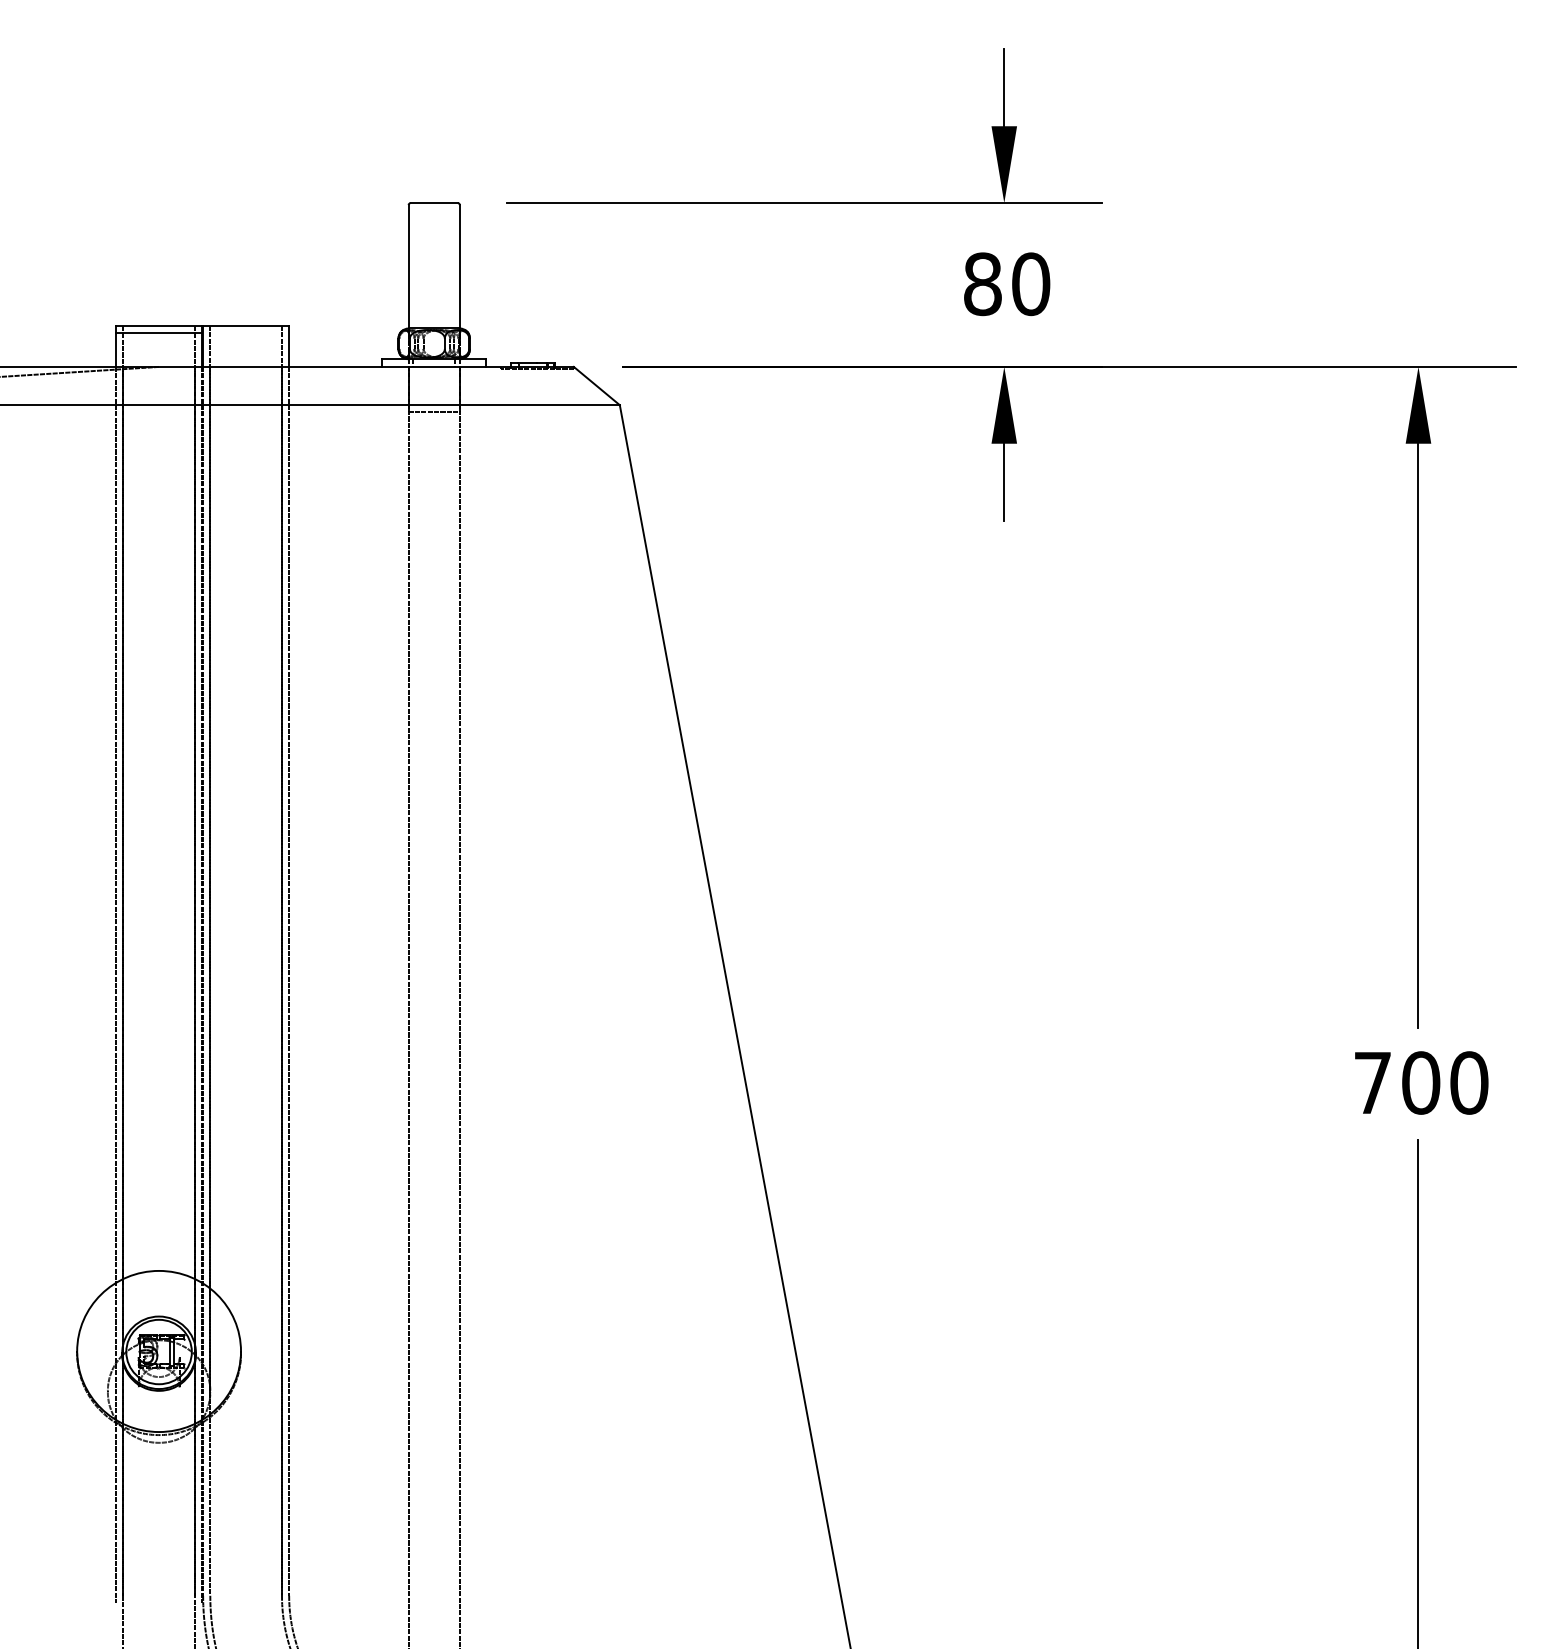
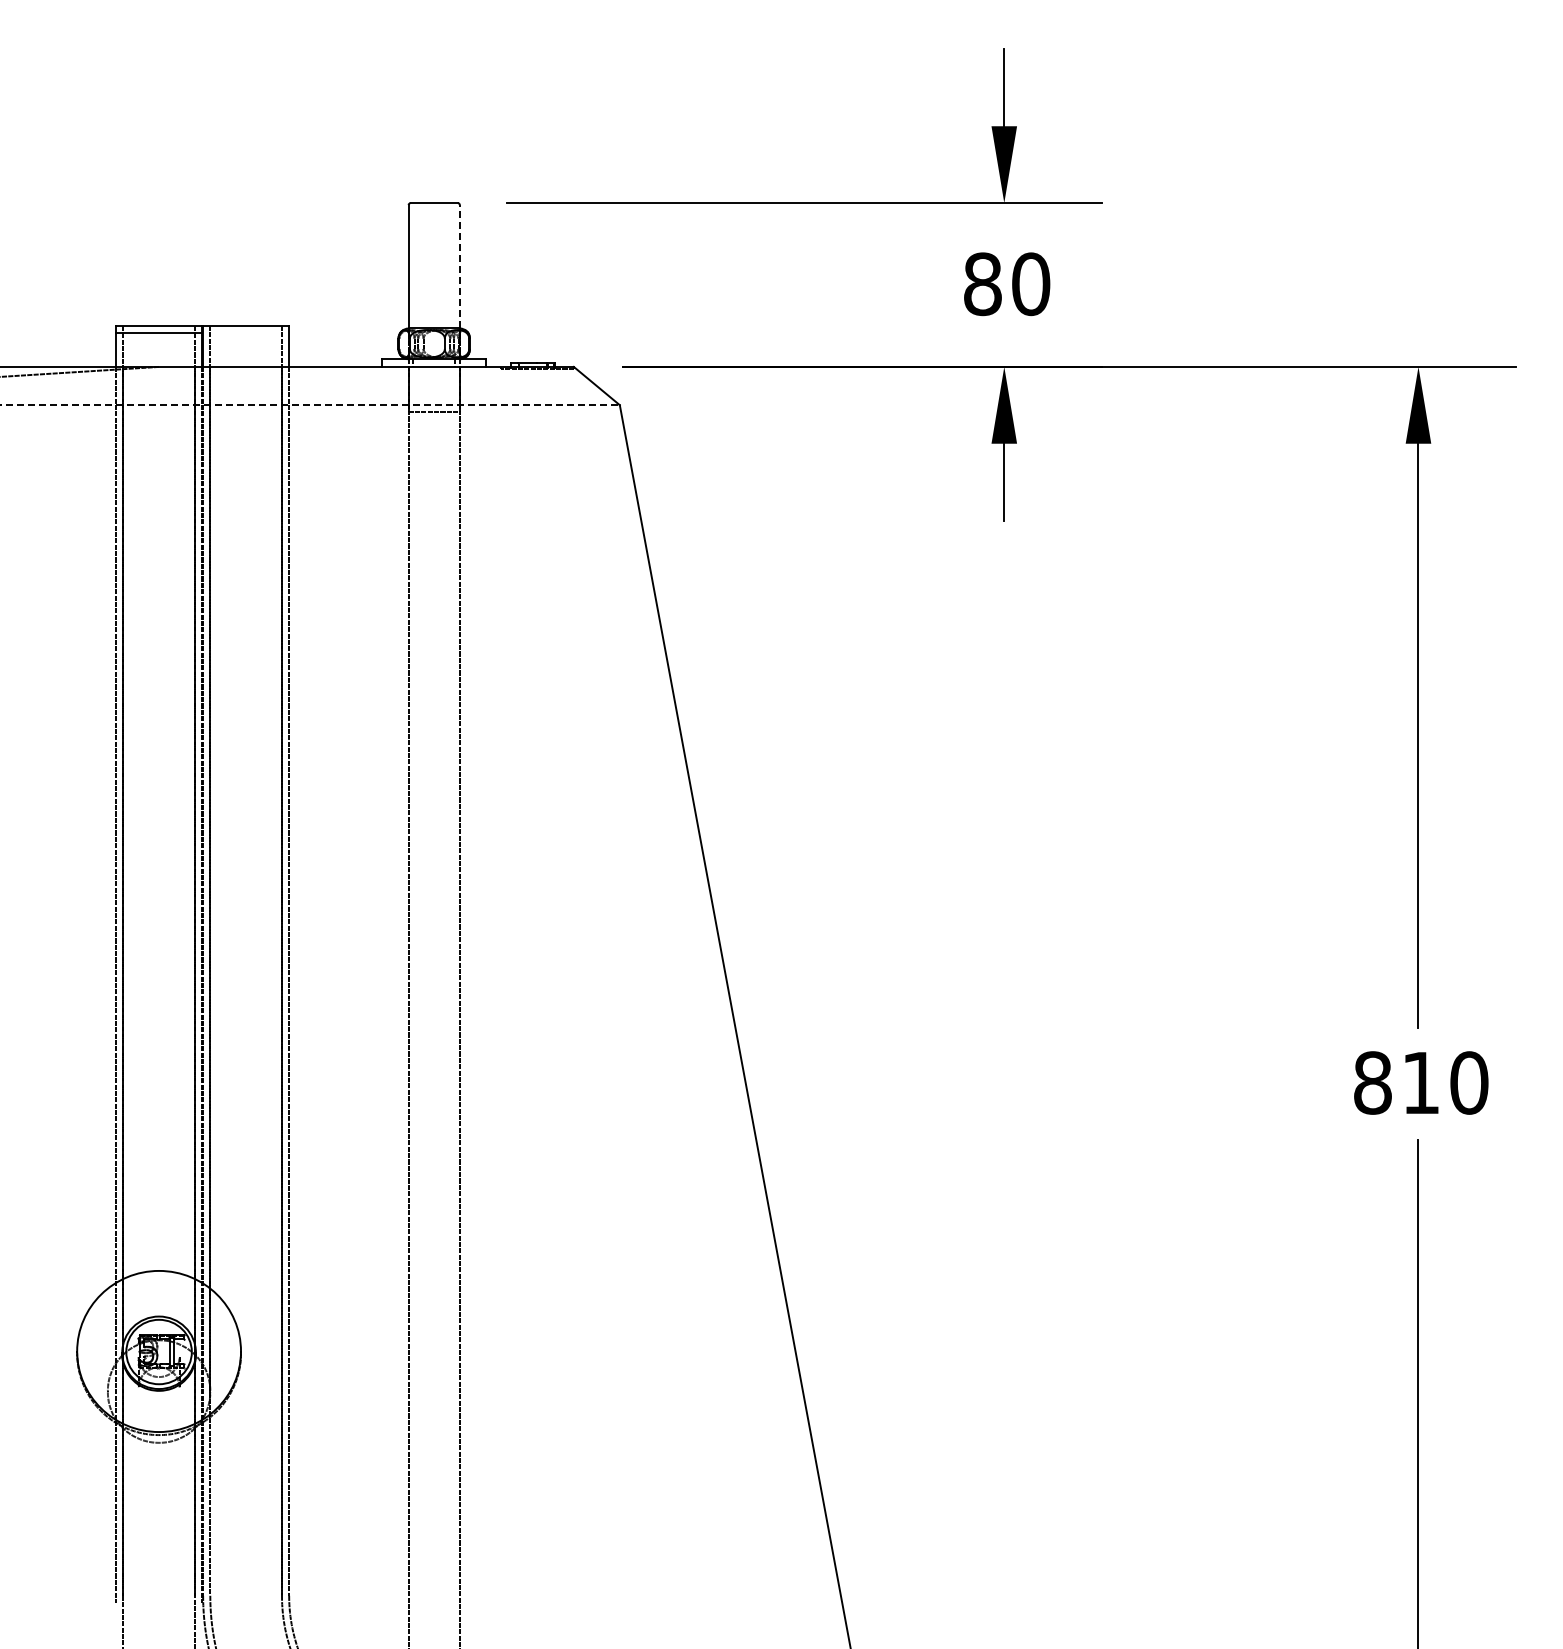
line: solid -> dashed (459, 266)
line: solid -> dashed (310, 405)
text: 700 -> 810 (1397, 1082)
